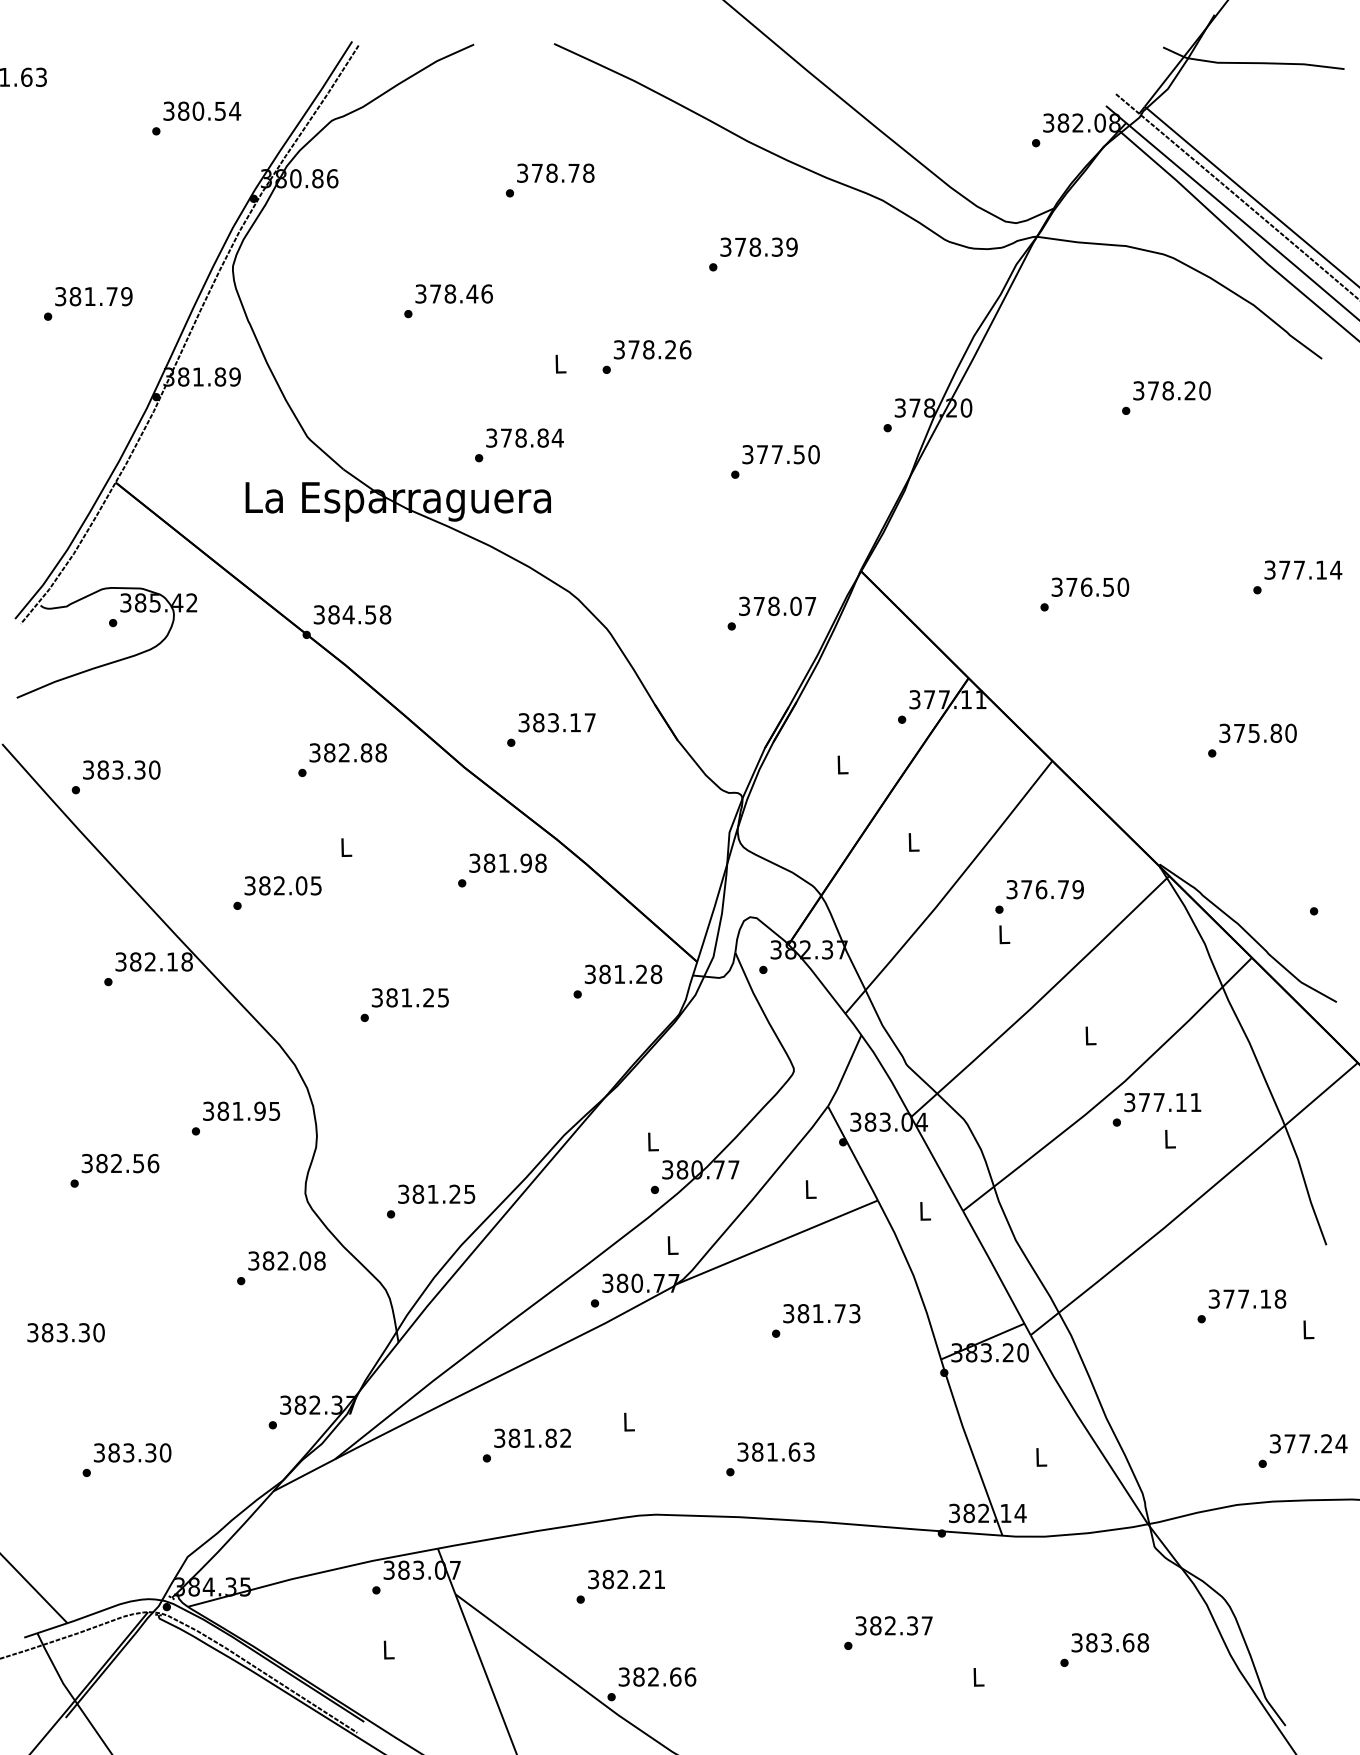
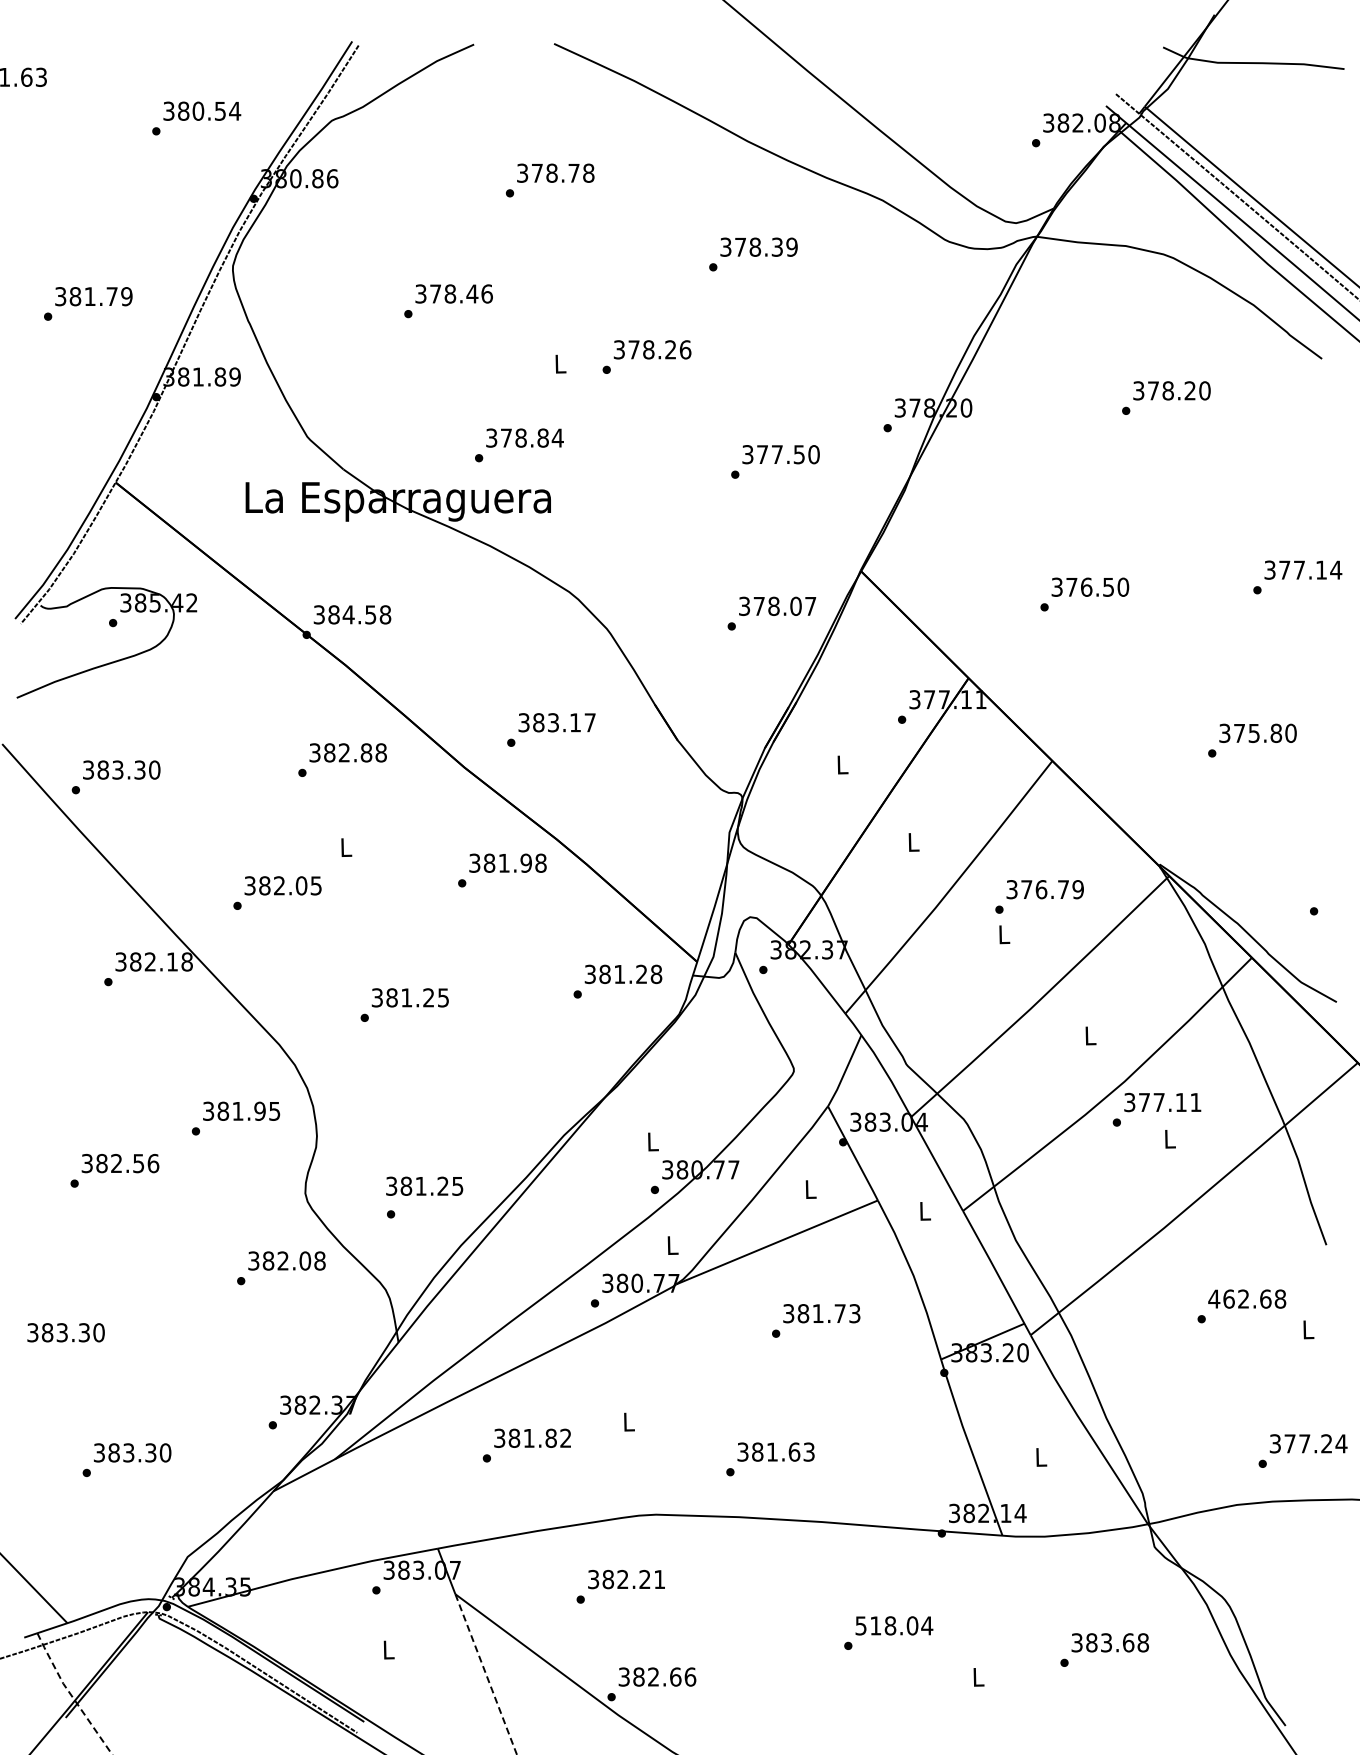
text position: (436, 1193) -> (424, 1185) (424, 1185)
text: 377.18 -> 462.68 (1239, 1298)
text: 382.37 -> 518.04 (894, 1625)
line: solid -> dashed (486, 1675)
line: solid -> dashed (70, 1694)
